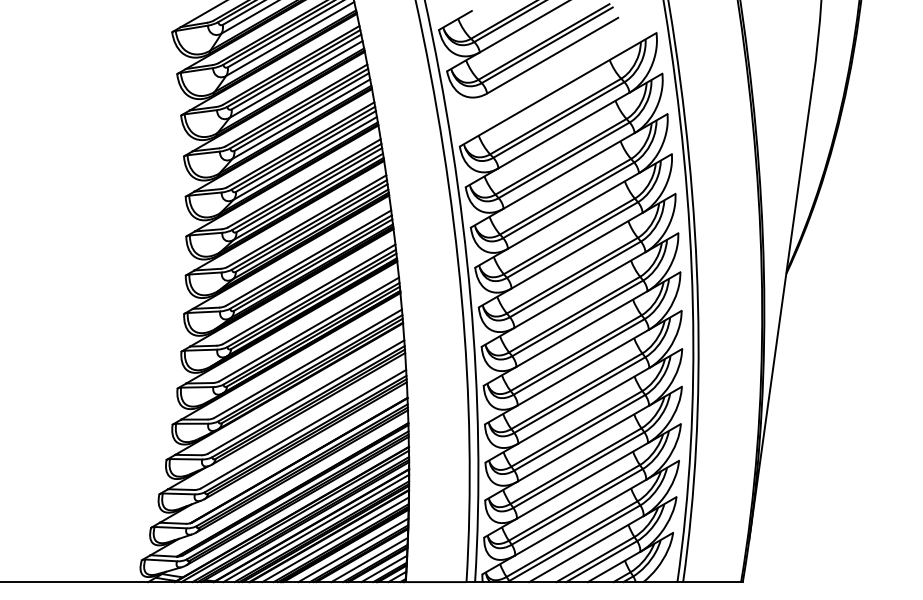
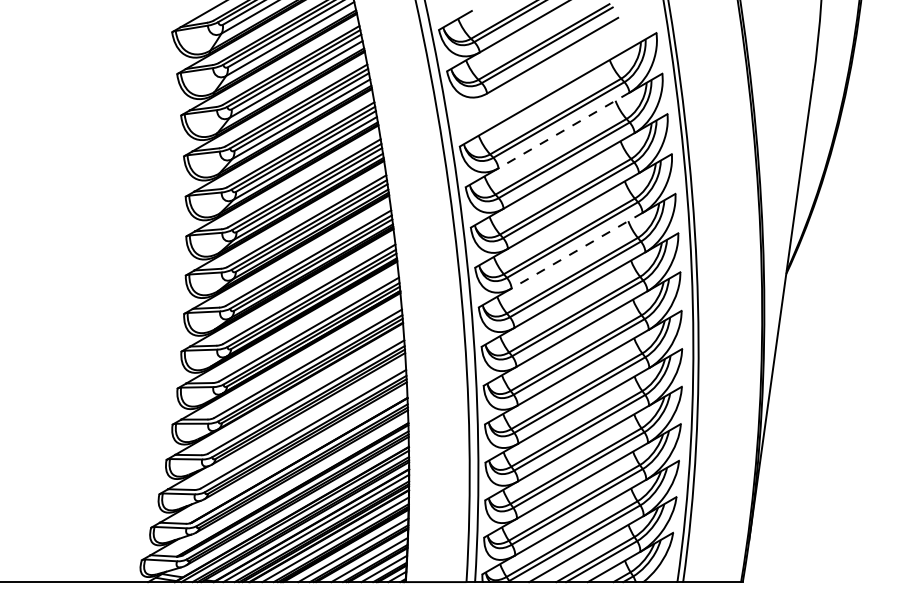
line: solid -> dashed (564, 130)
line: solid -> dashed (577, 250)
